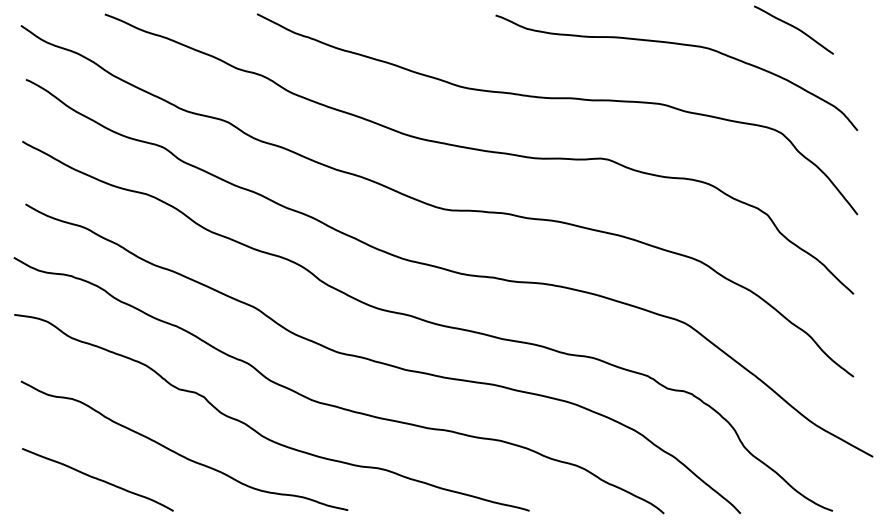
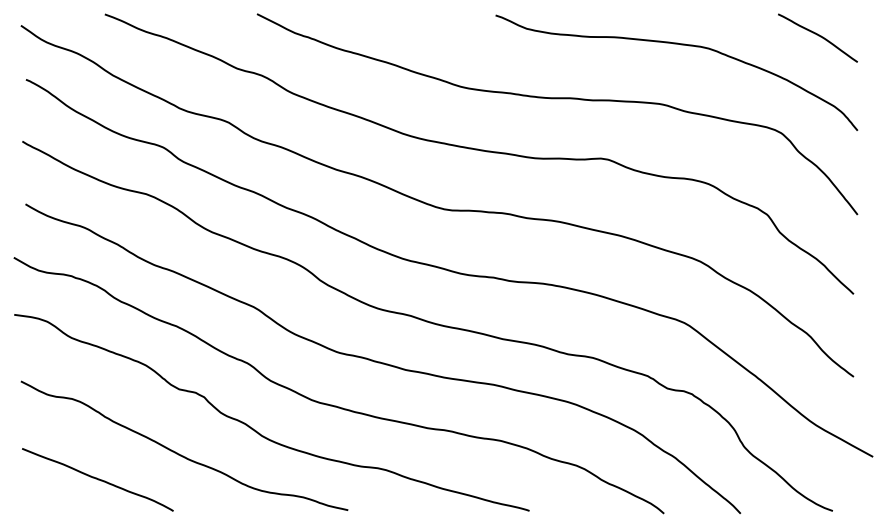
curve position: (794, 28) -> (818, 36) (818, 36)
